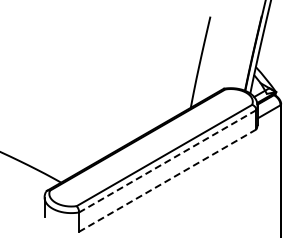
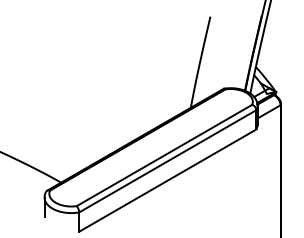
line: dashed -> solid (167, 161)
line: dashed -> solid (167, 180)
